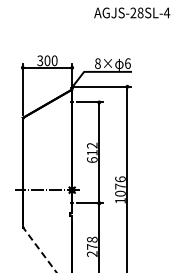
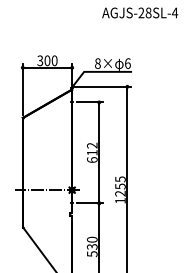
text position: (132, 12) -> (140, 12) (140, 12)
text: 1076 -> 1255 (120, 186)
text: 278 -> 530 (91, 246)
line: dashed -> solid (39, 249)
